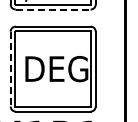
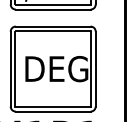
line: dashed -> solid (53, 9)
line: dashed -> solid (10, 69)
